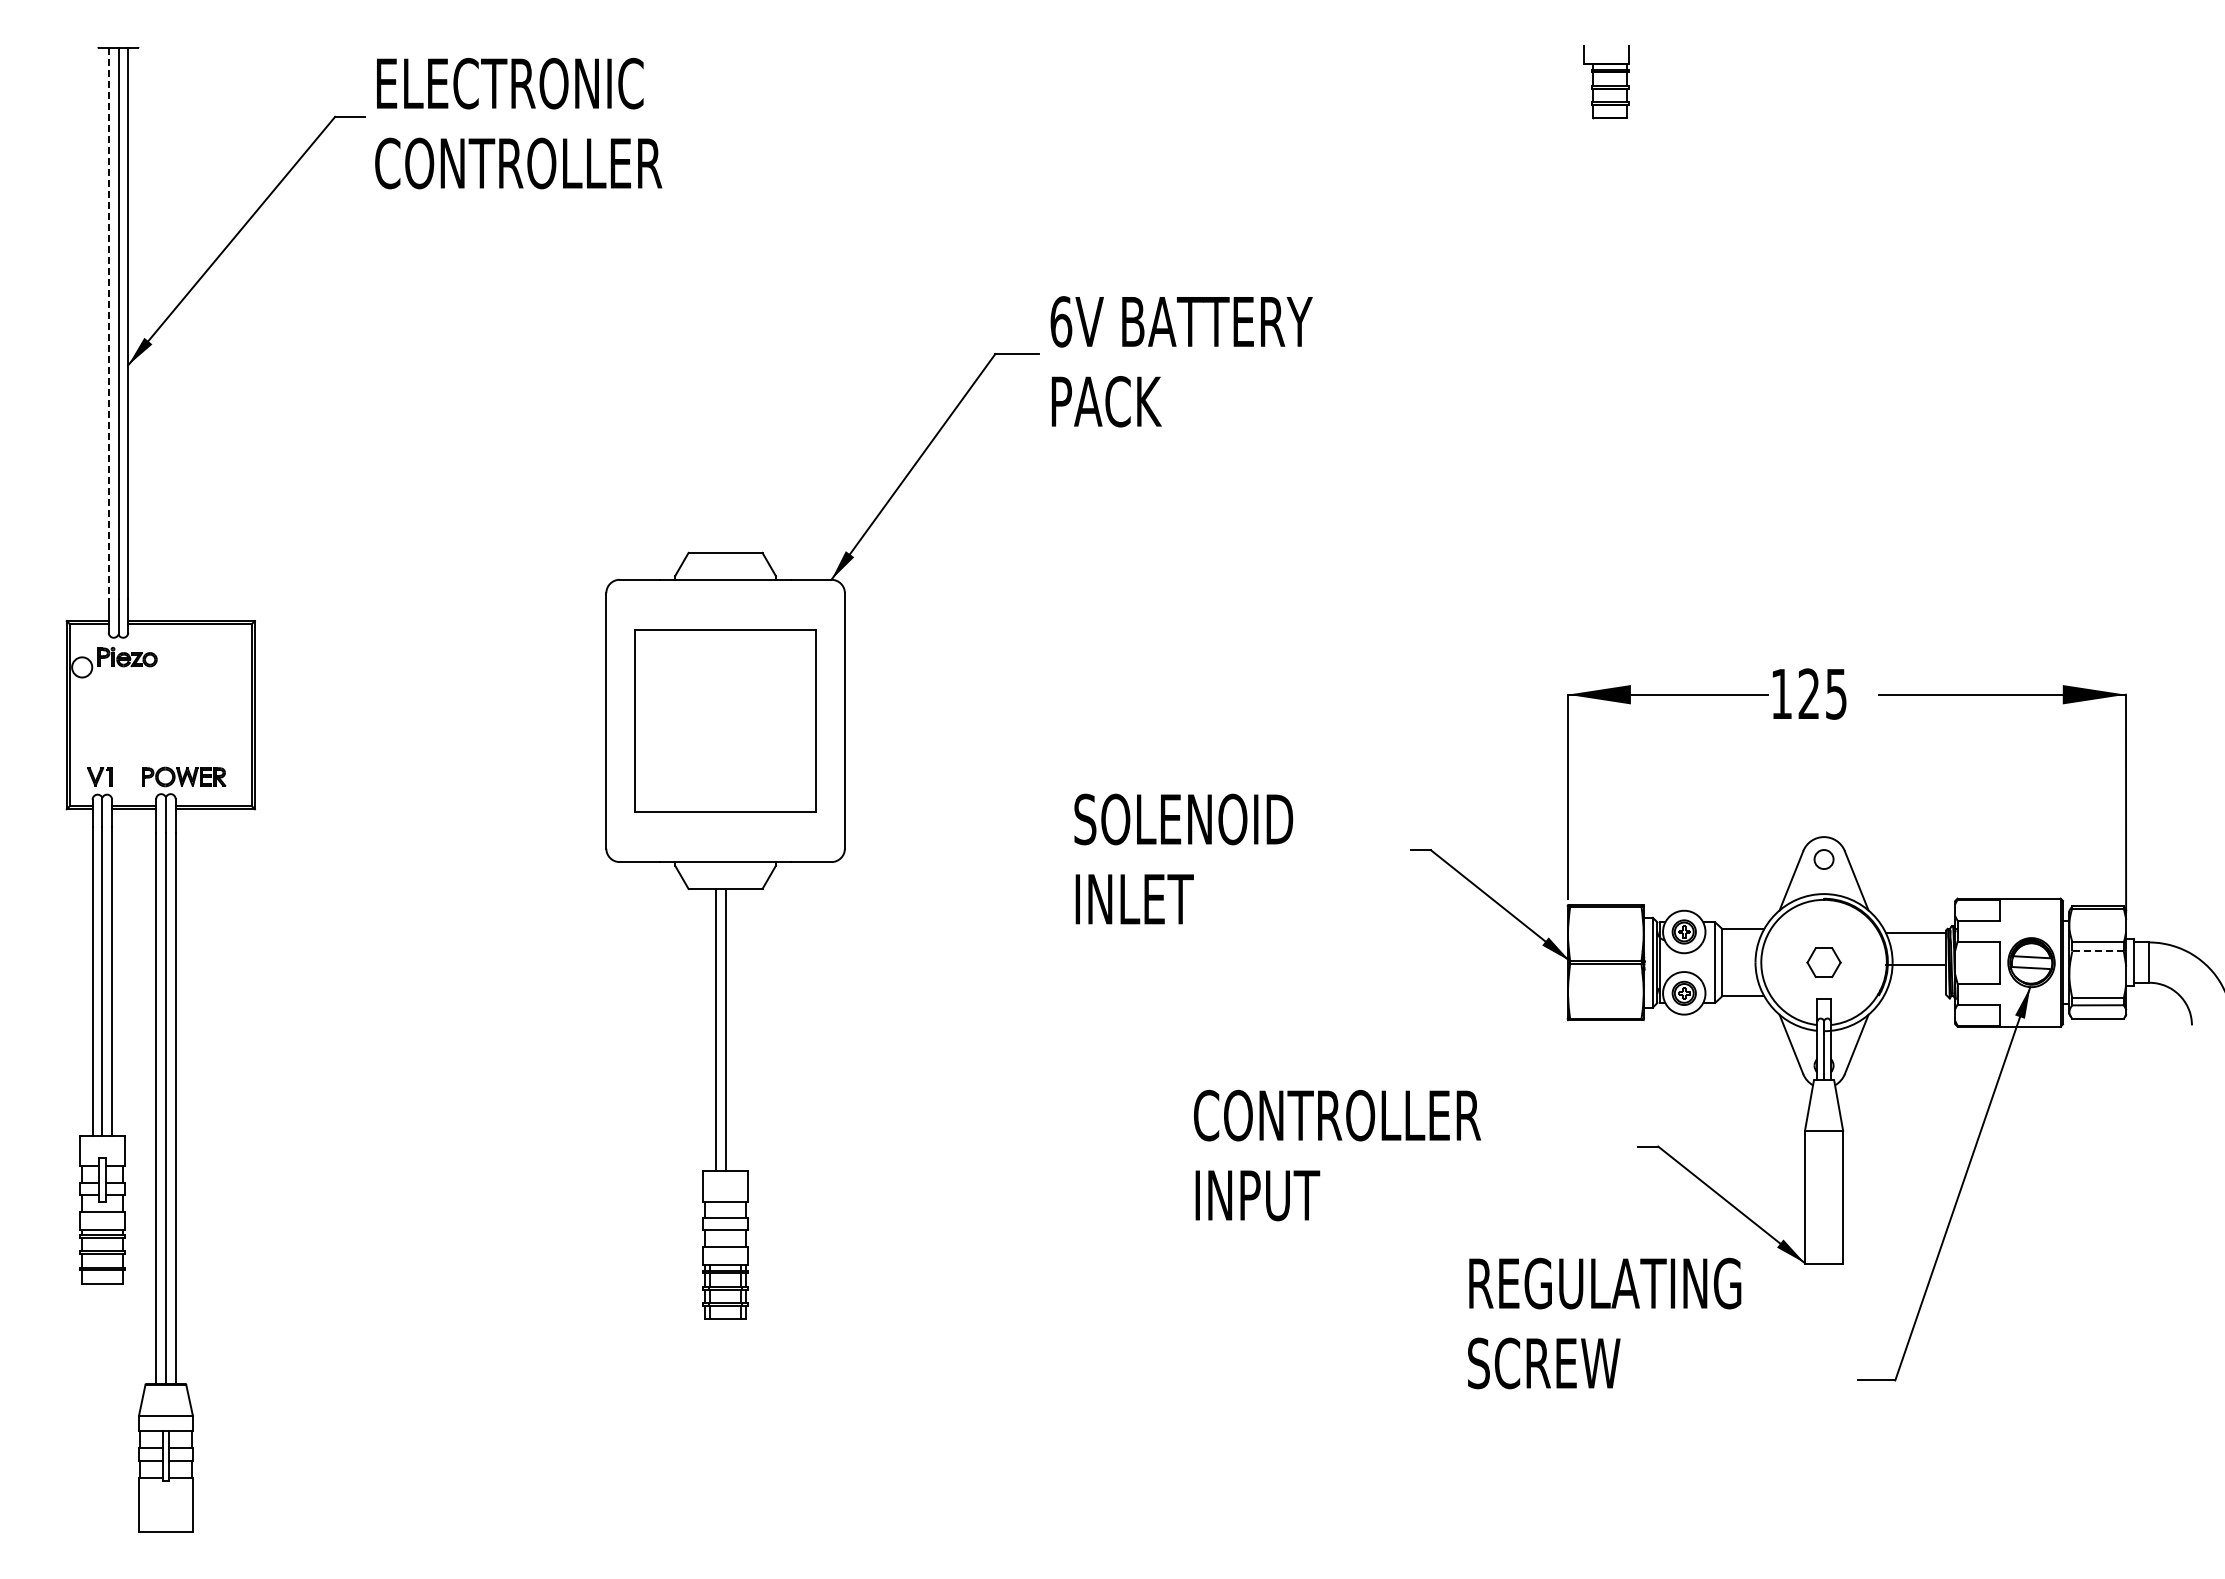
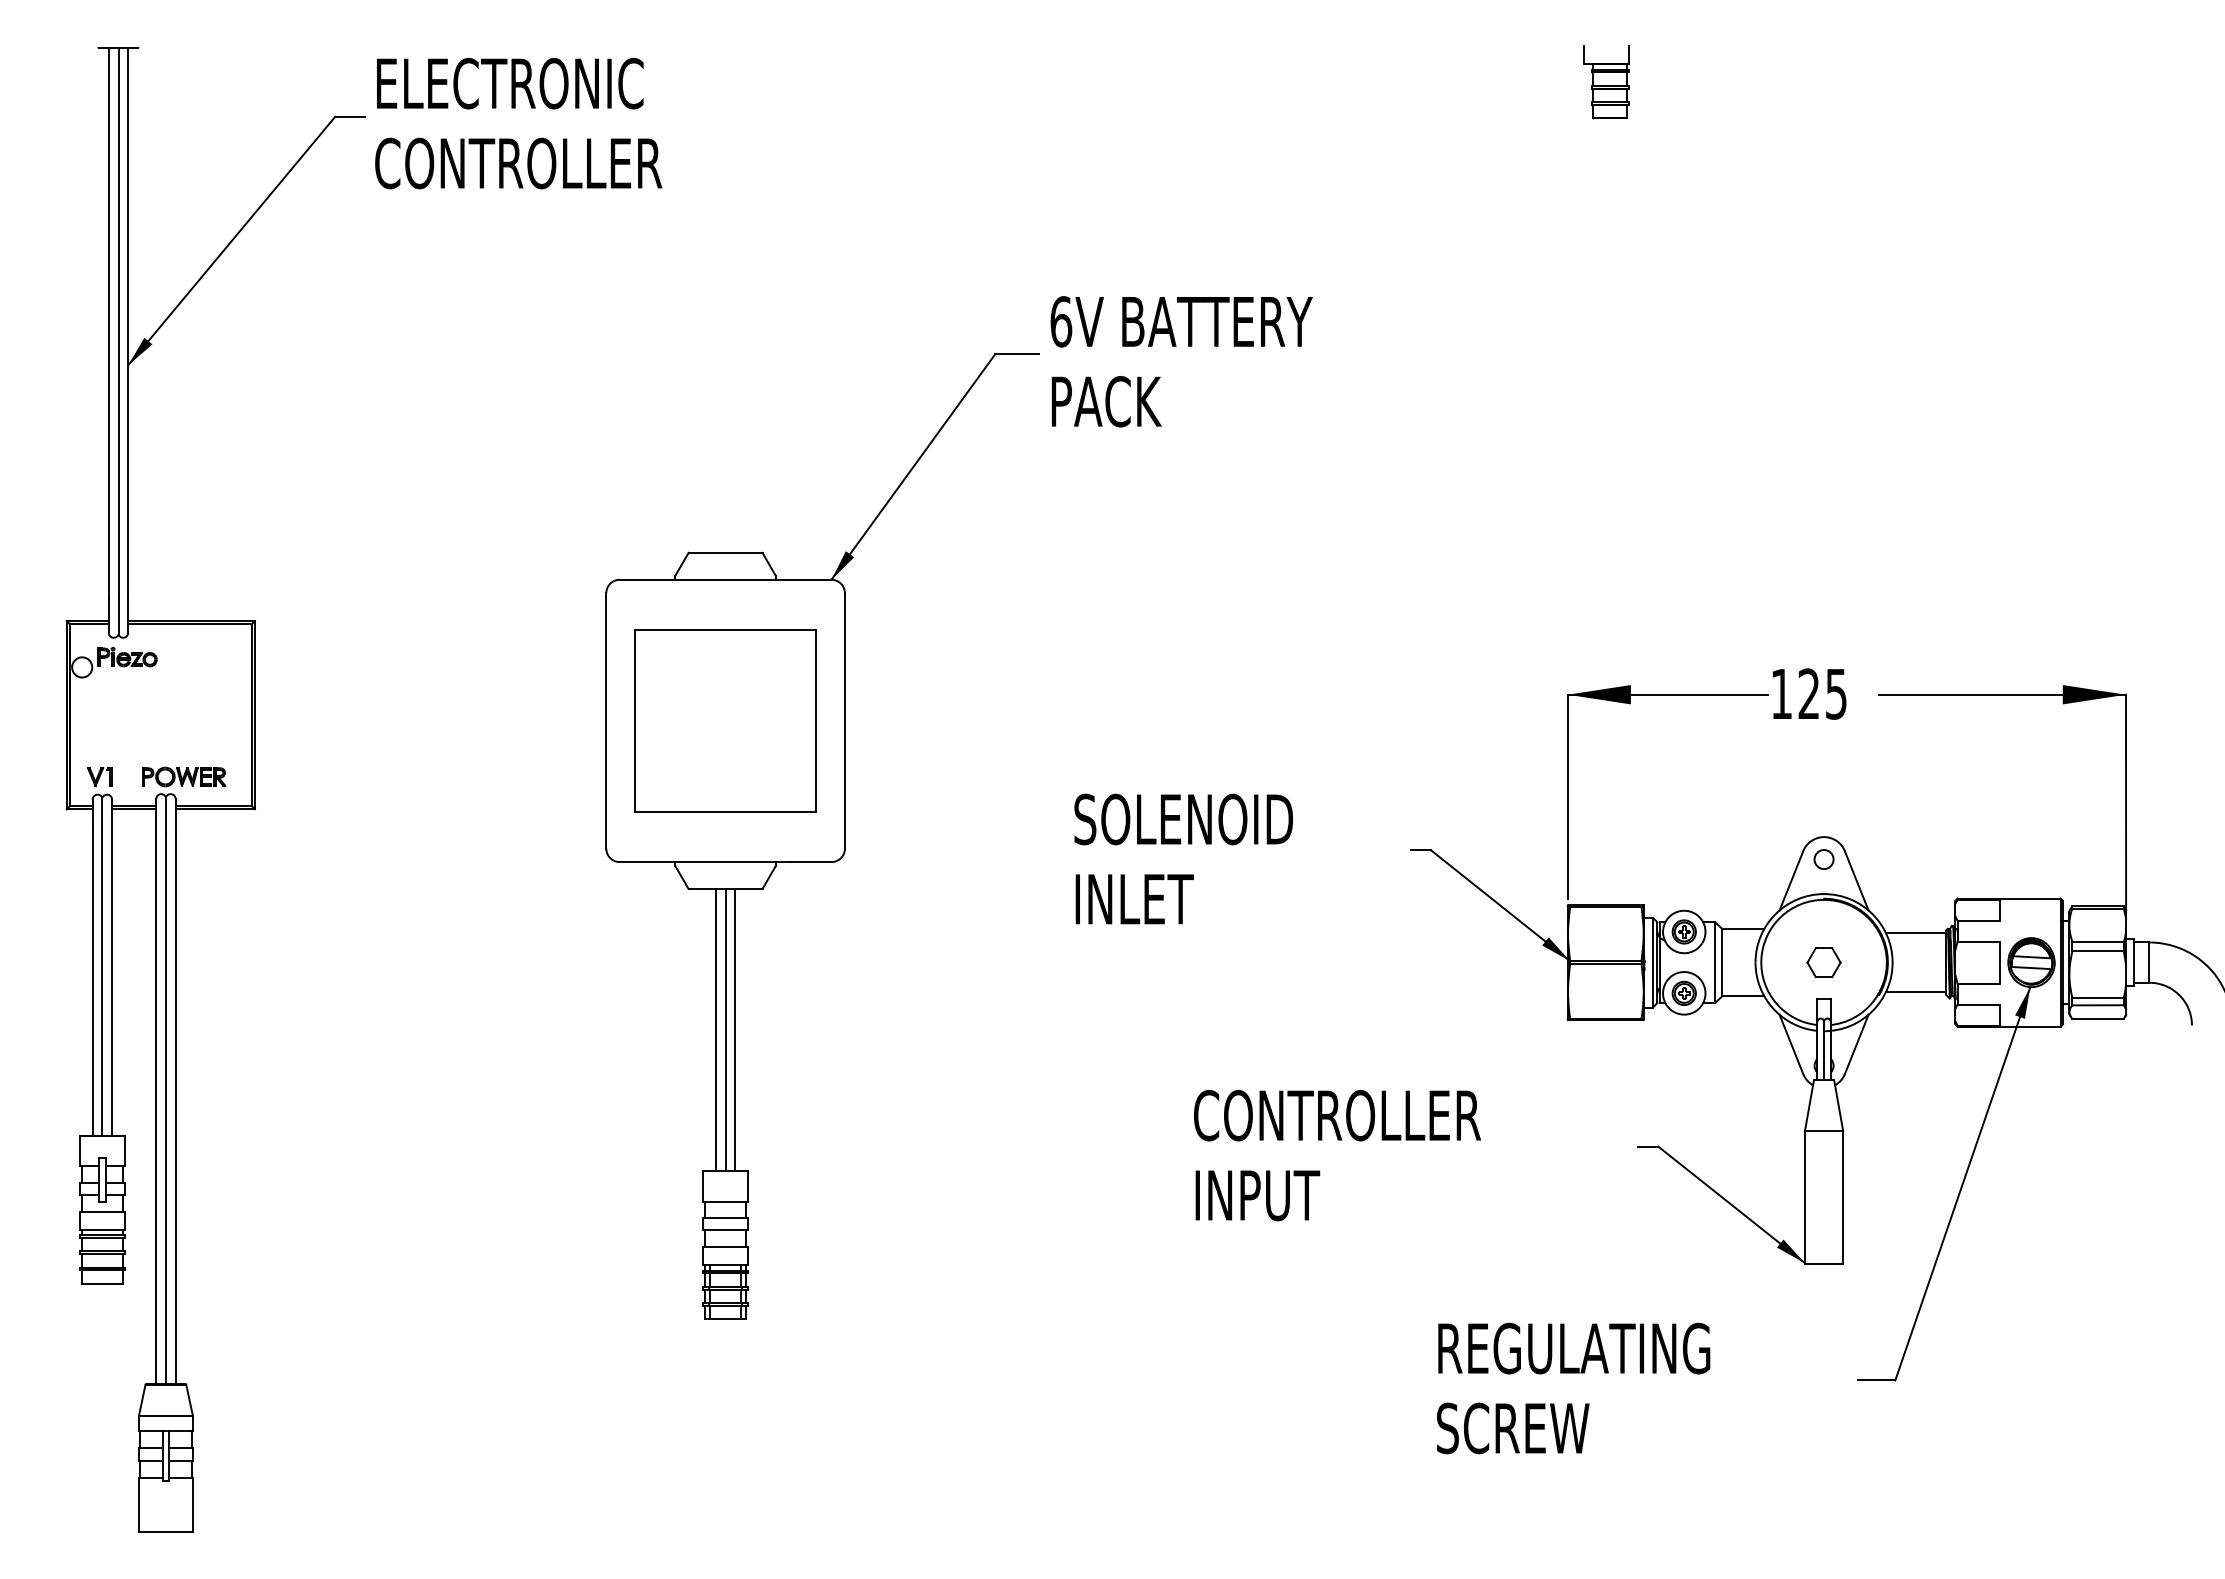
line: dashed -> solid (108, 323)
line: dashed -> solid (2098, 951)
line position: (1916, 964) -> (1916, 991) (1916, 991)
line: none -> present (735, 1029)
text position: (1604, 1323) -> (1573, 1388) (1573, 1388)
